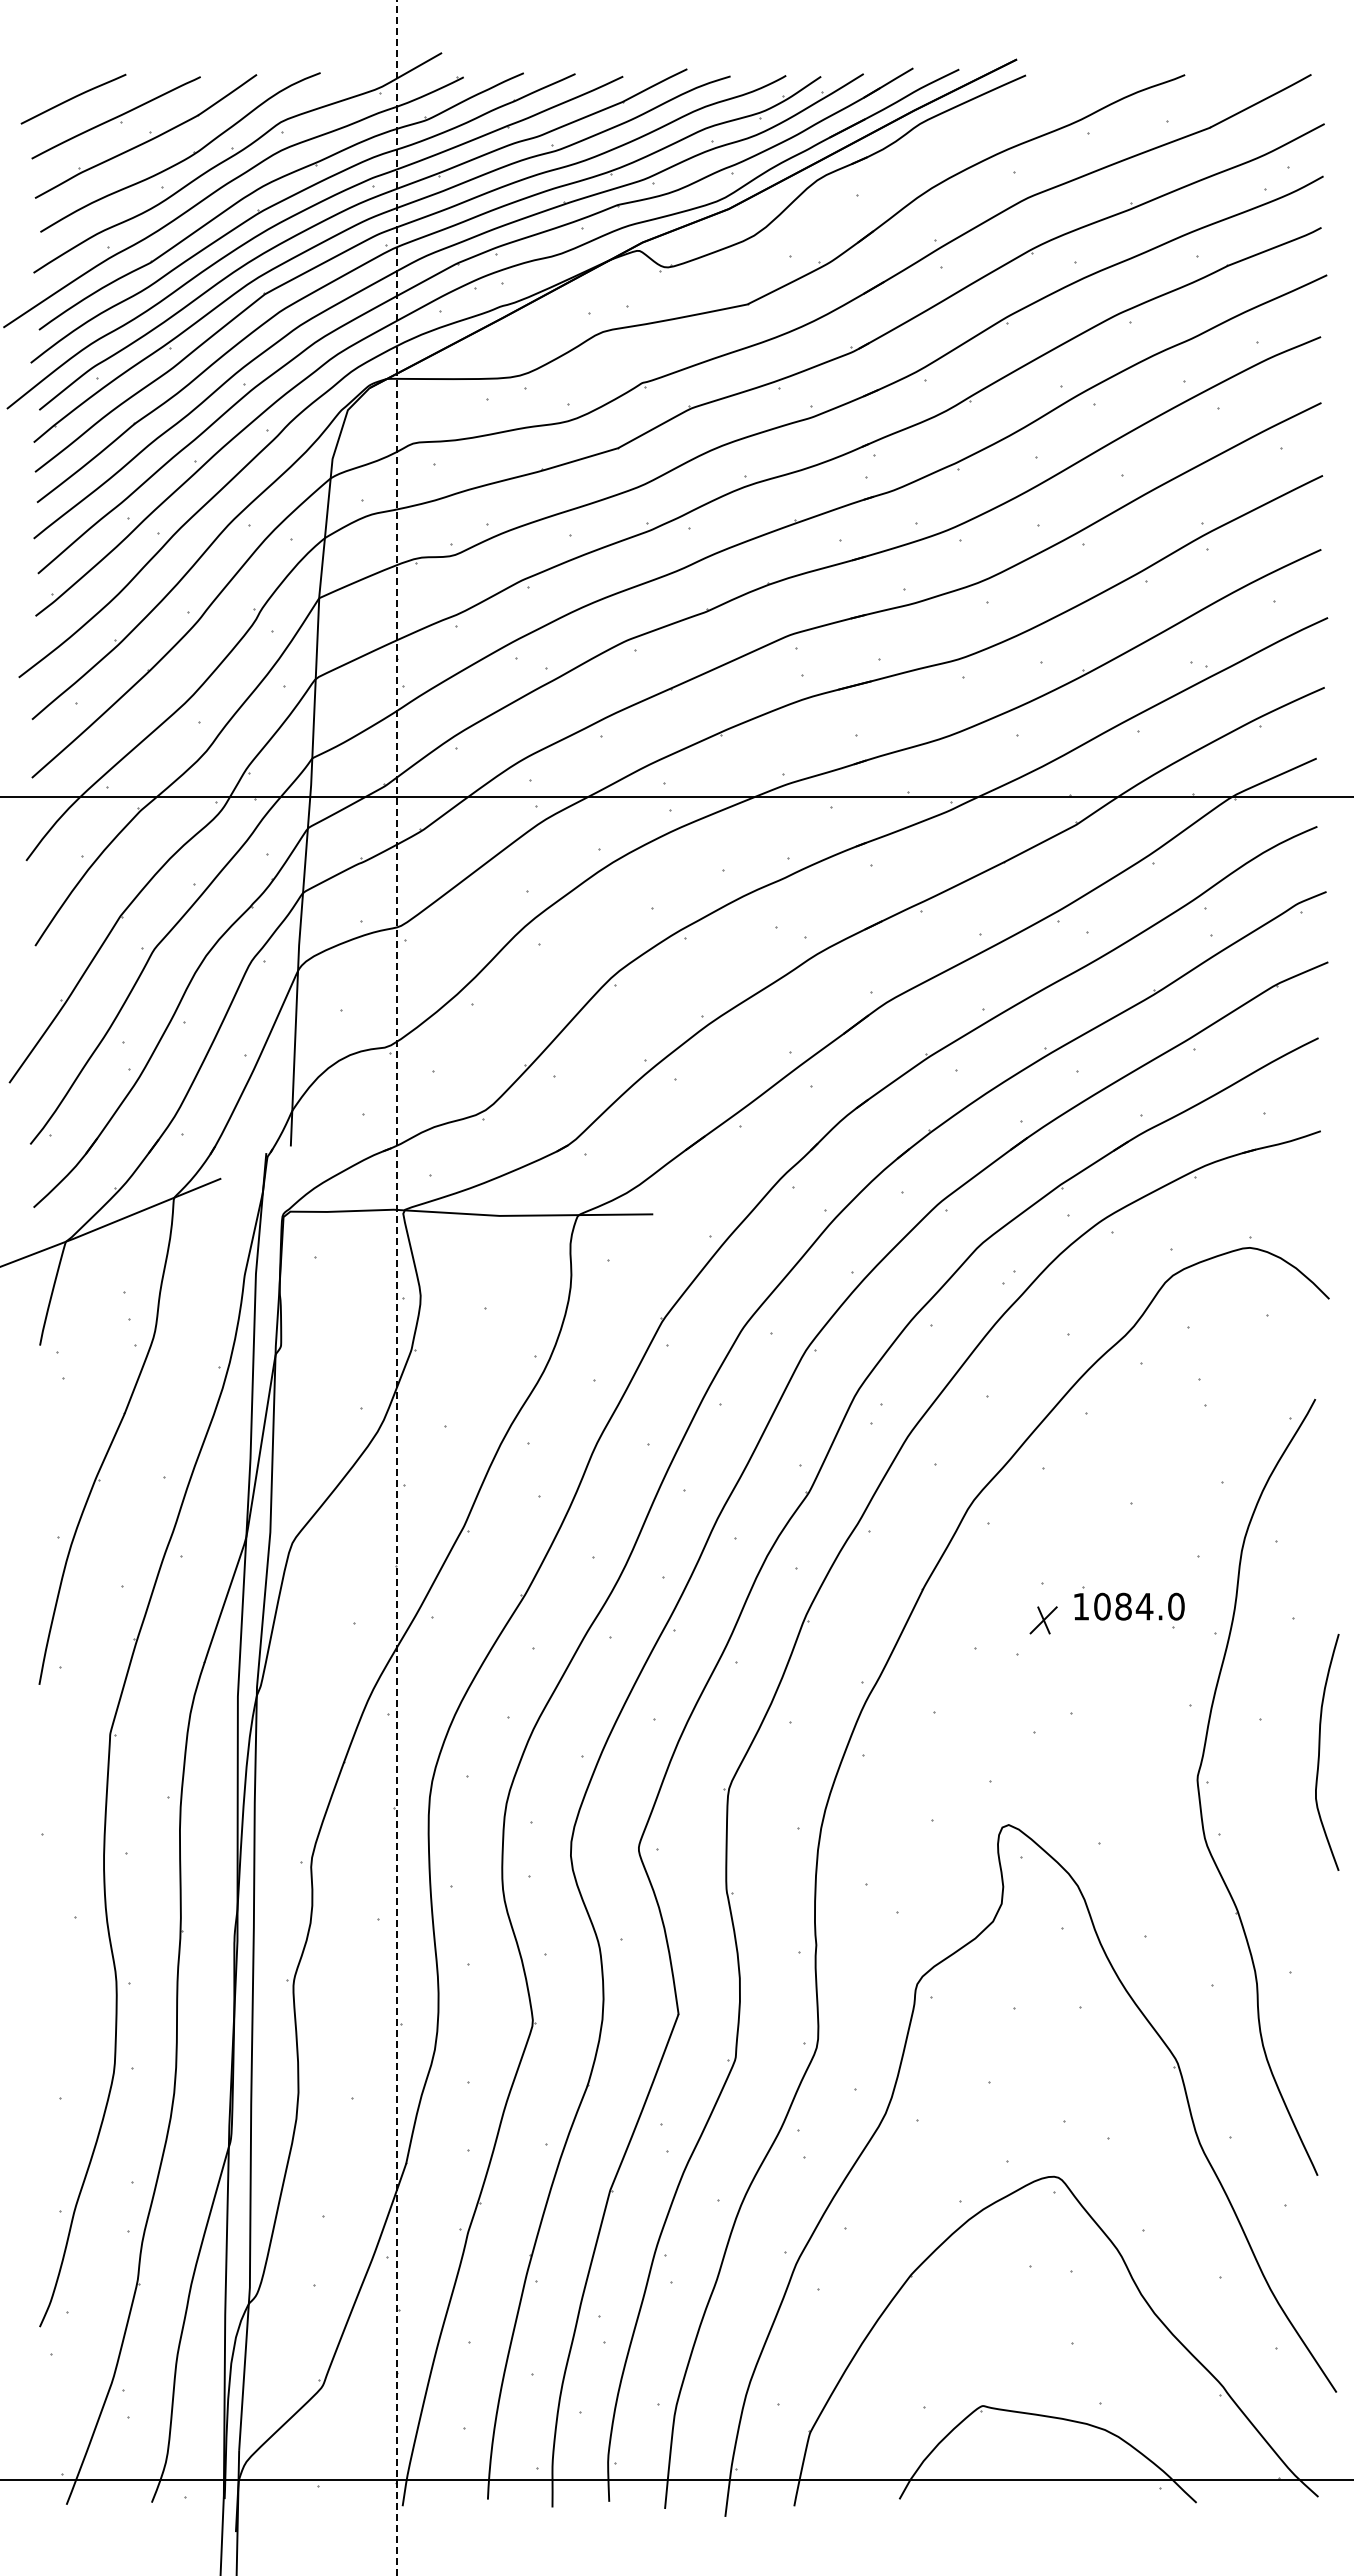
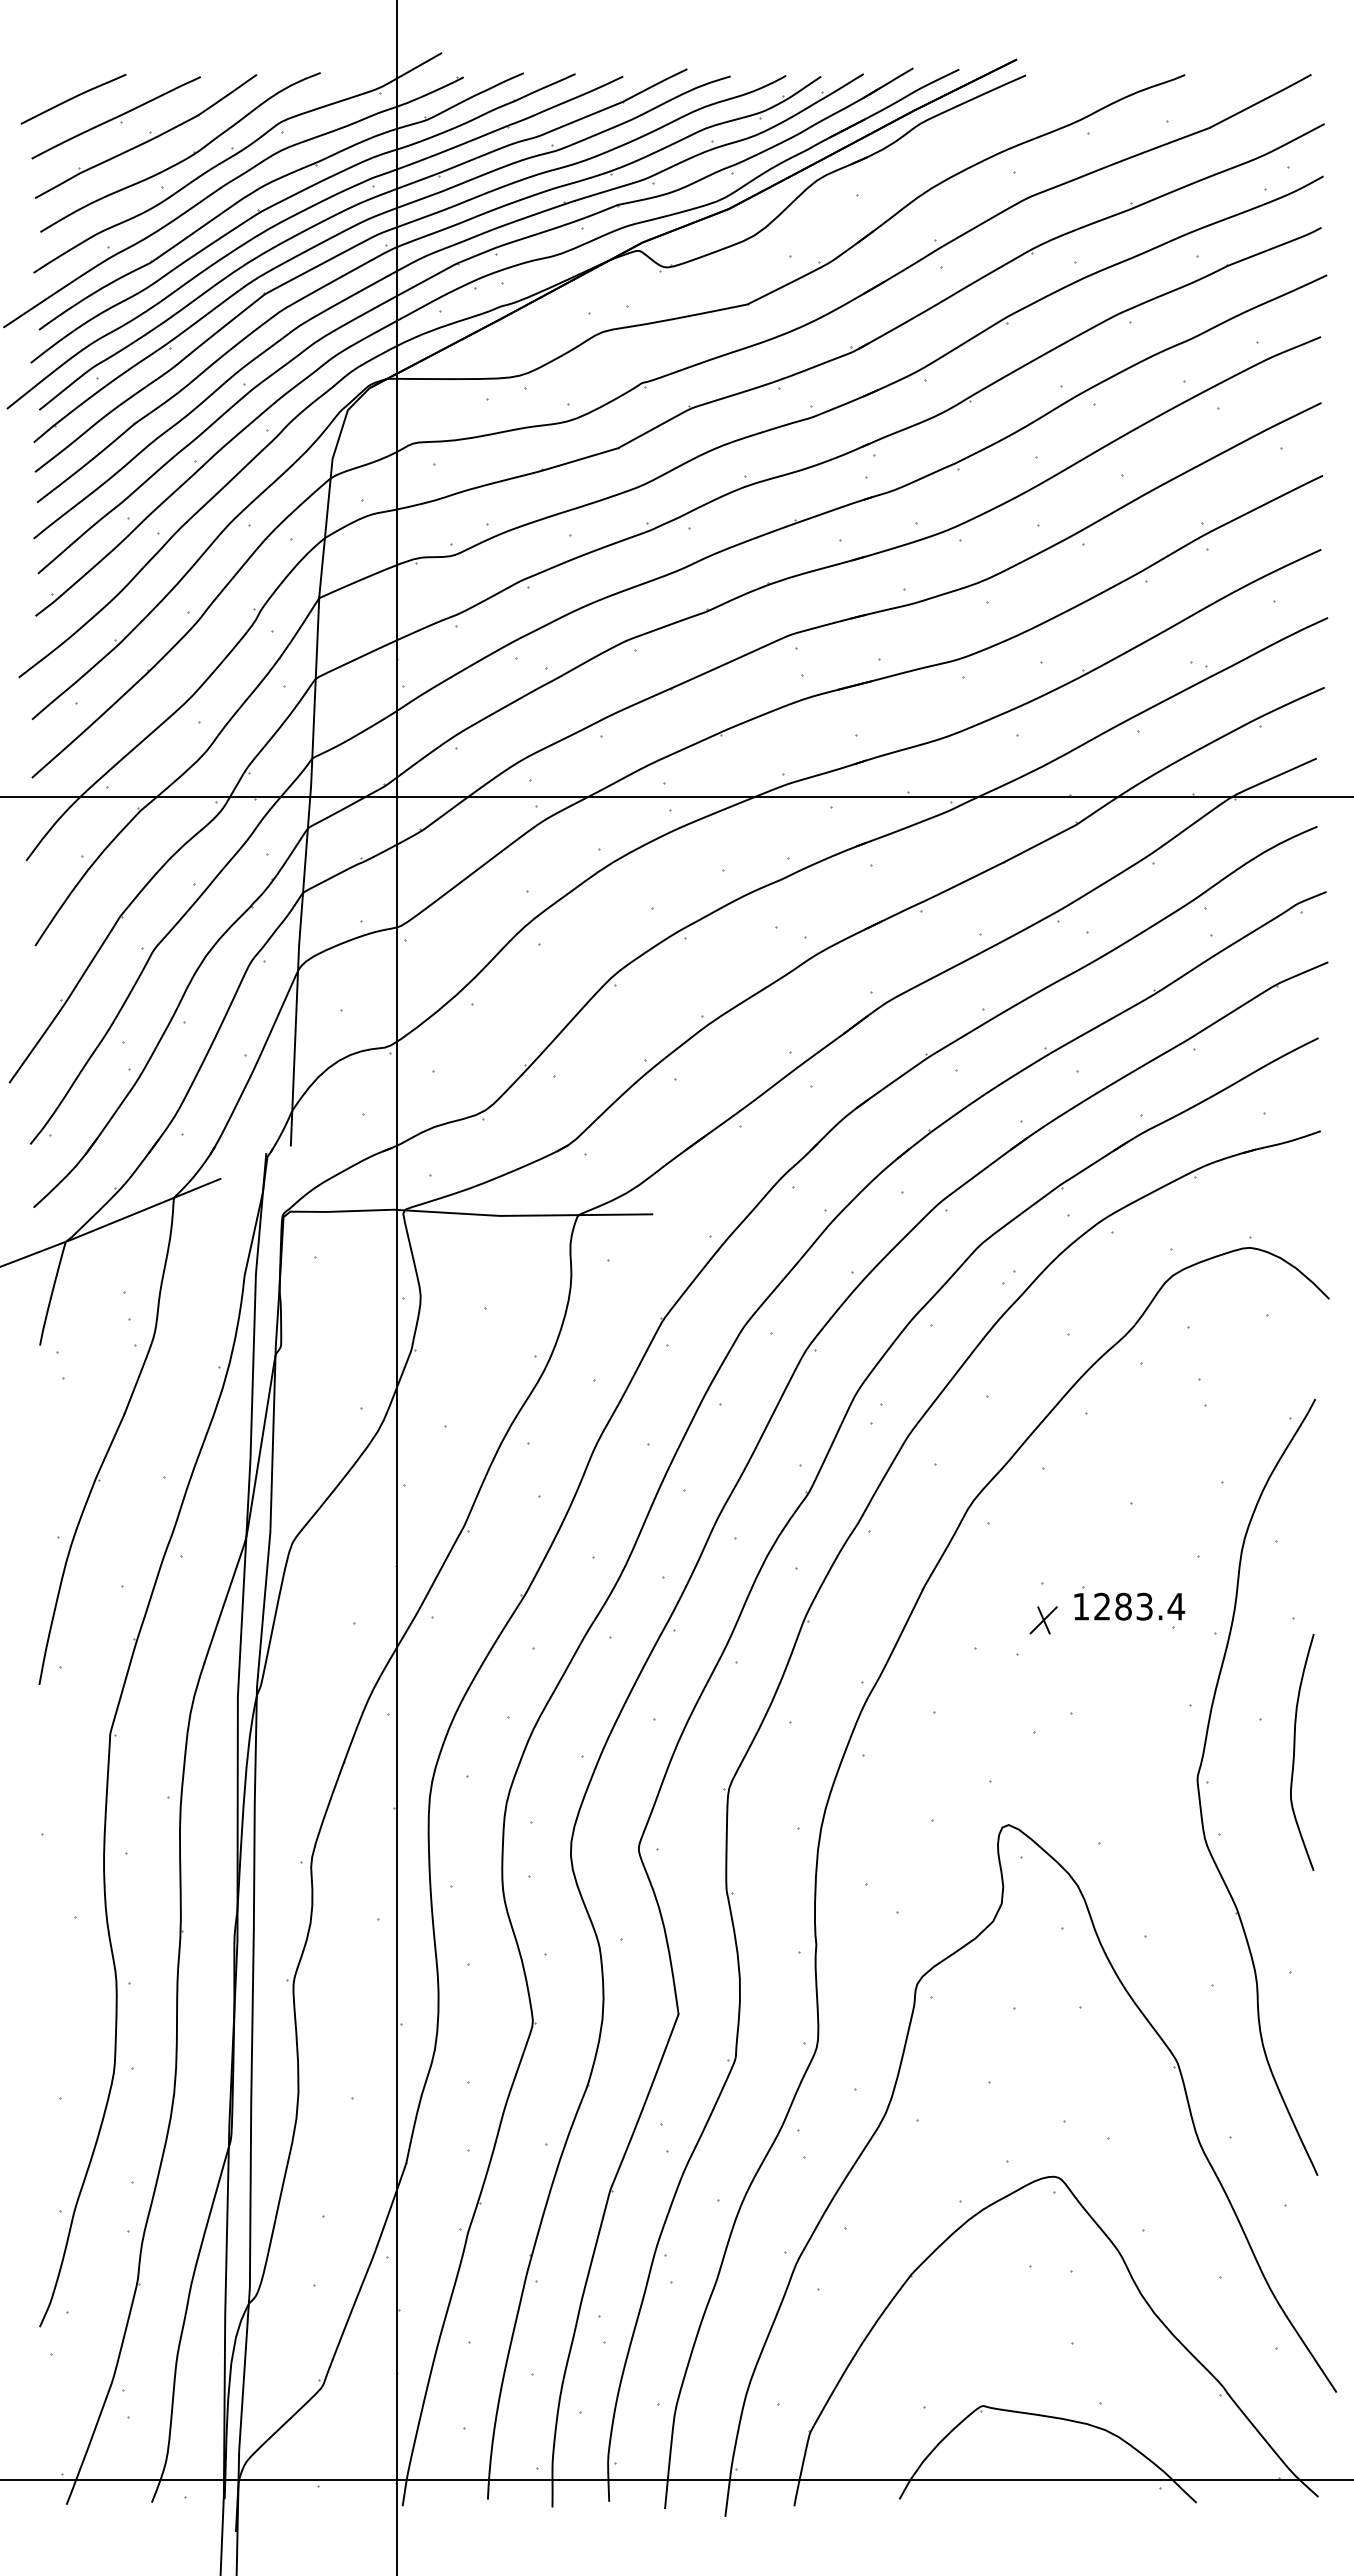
line: dashed -> solid (396, 1288)
text: 1084.0 -> 1283.4 (1139, 1606)
curve position: (1320, 1750) -> (1295, 1750) (1295, 1750)
